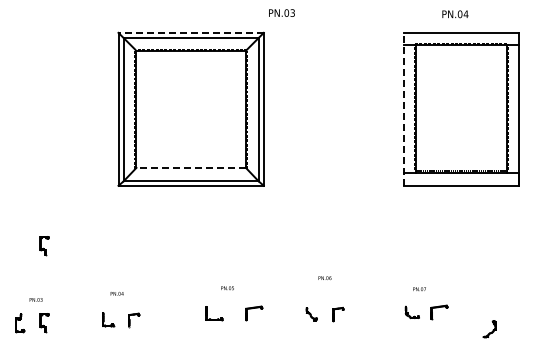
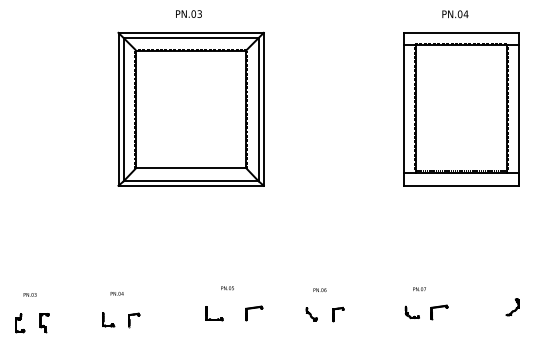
text position: (281, 12) -> (188, 13) (188, 13)
line: dashed -> solid (191, 32)
line: dashed -> solid (404, 108)
line: dashed -> solid (191, 167)
part: present -> none (44, 246)
text position: (324, 277) -> (319, 289) (319, 289)
text position: (35, 299) -> (29, 294) (29, 294)
part position: (489, 329) -> (512, 307) (512, 307)
